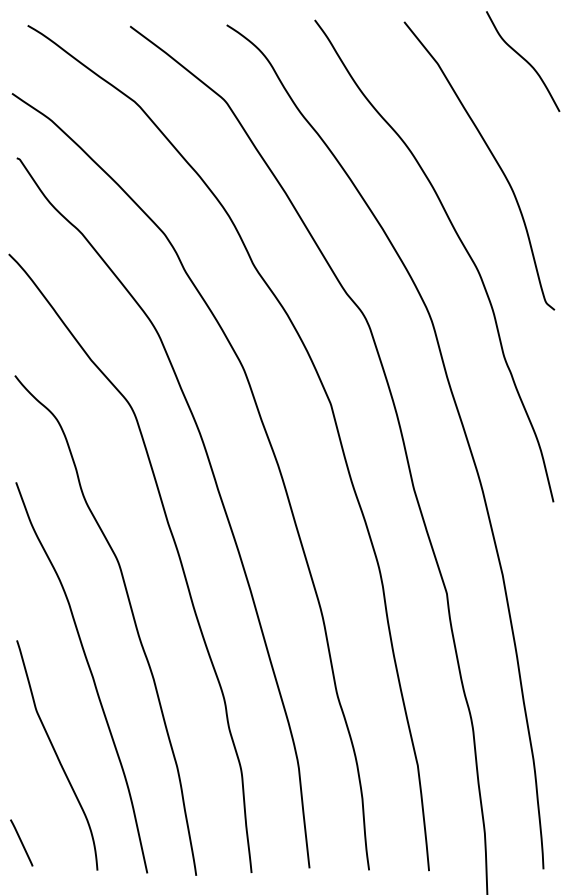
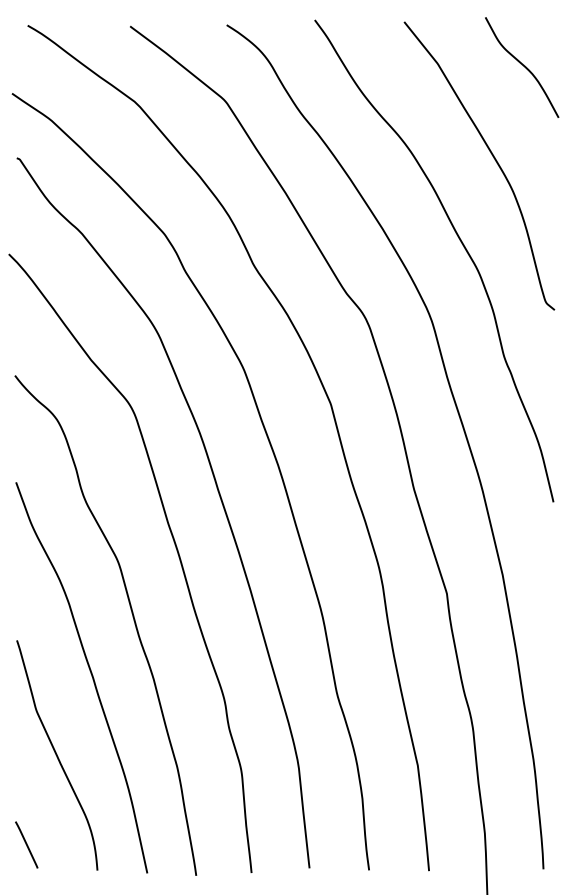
curve position: (524, 60) -> (523, 66) (523, 66)
line position: (21, 842) -> (26, 844) (26, 844)
